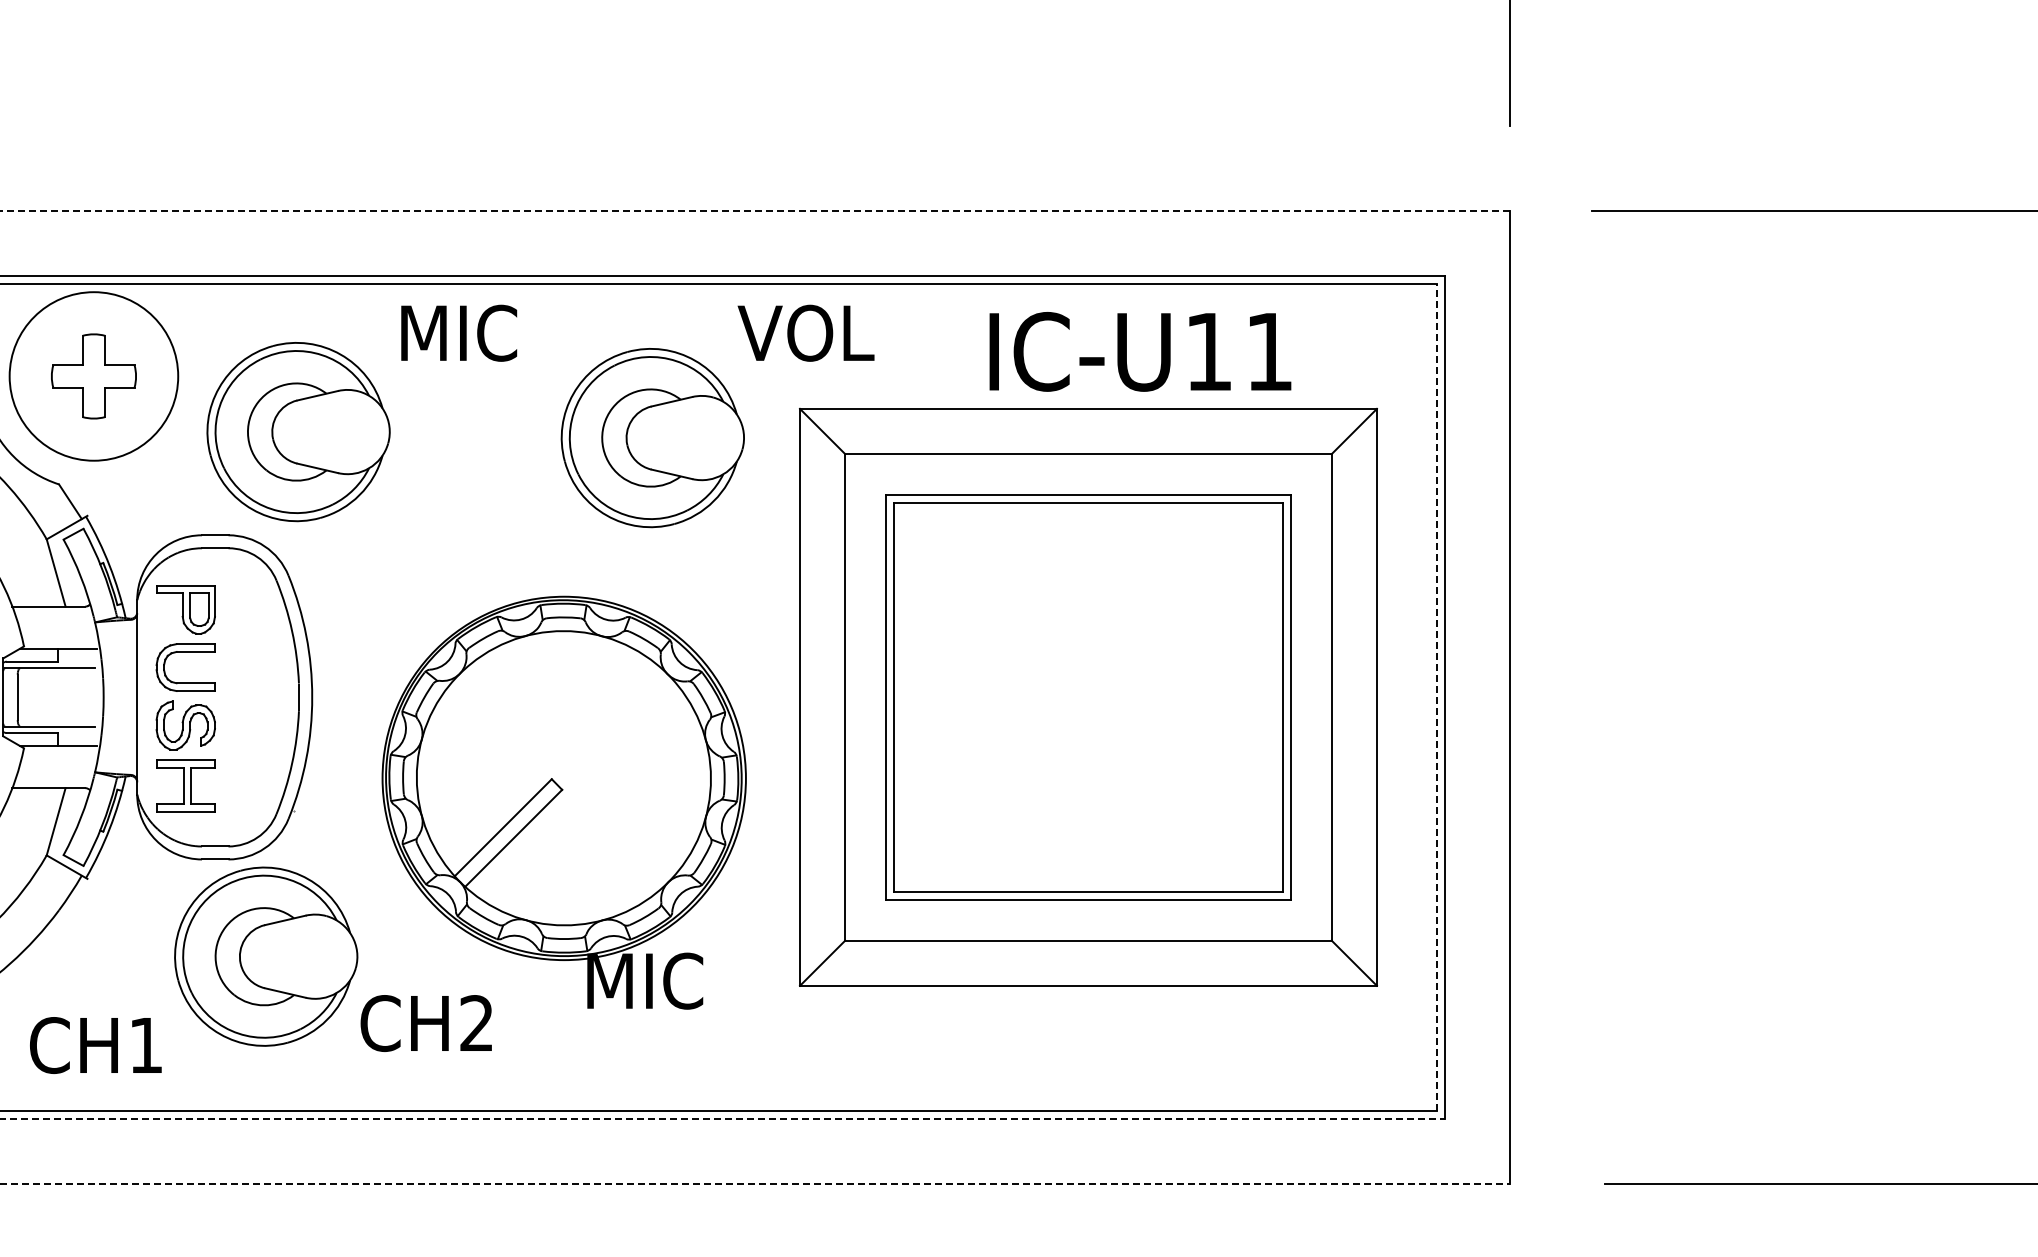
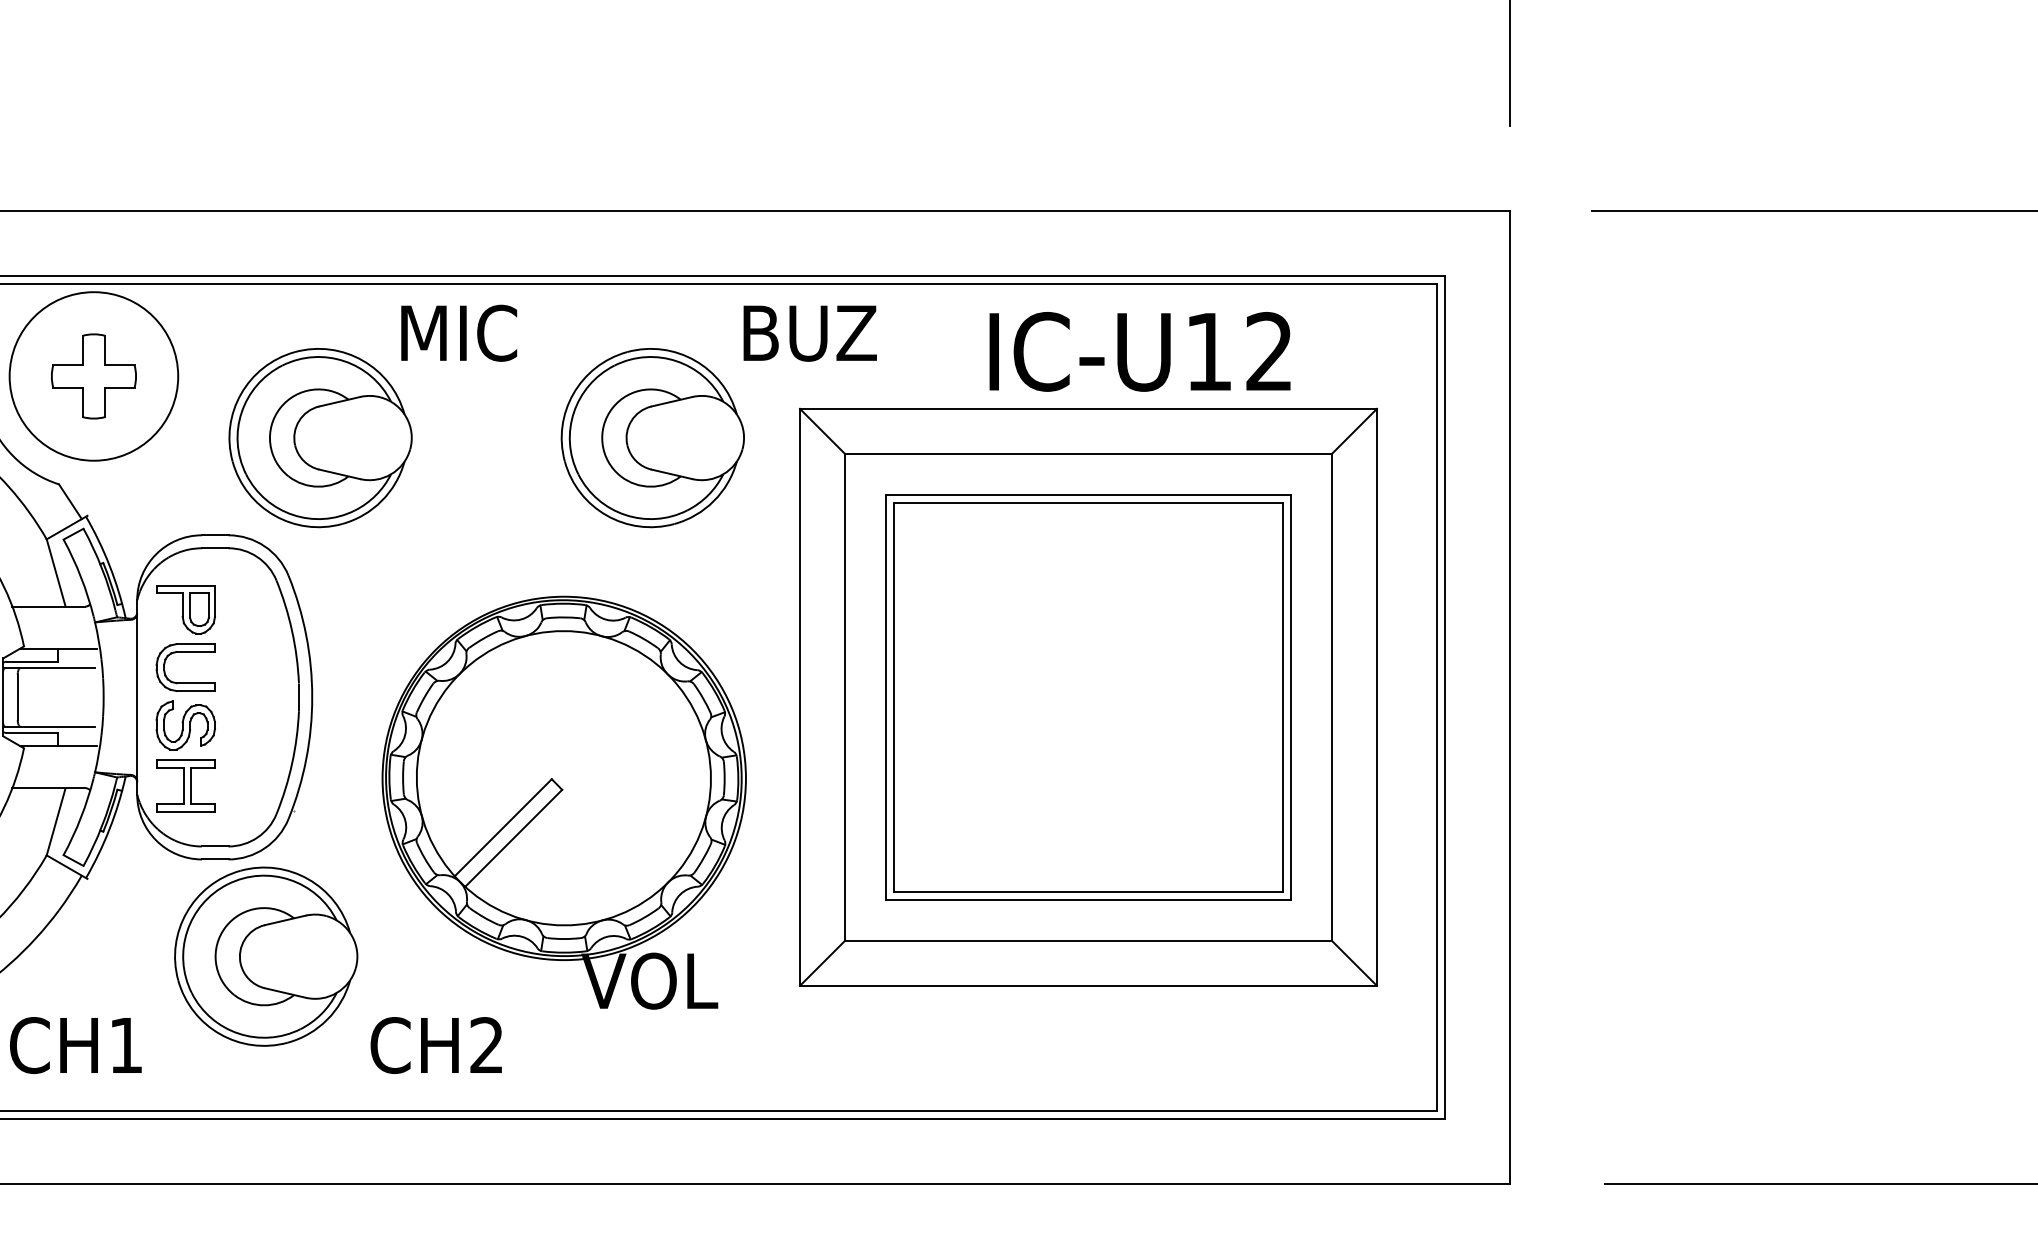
line: dashed -> solid (755, 211)
text: VOL -> BUZ (806, 332)
text: IC-U11 -> IC-U12 (1268, 350)
part position: (298, 432) -> (320, 438) (320, 438)
line: dashed -> solid (1436, 696)
text: MIC -> VOL (649, 980)
text position: (425, 1023) -> (435, 1045) (435, 1045)
text position: (95, 1045) -> (75, 1045) (75, 1045)
line: dashed -> solid (723, 1118)
line: dashed -> solid (755, 1183)
